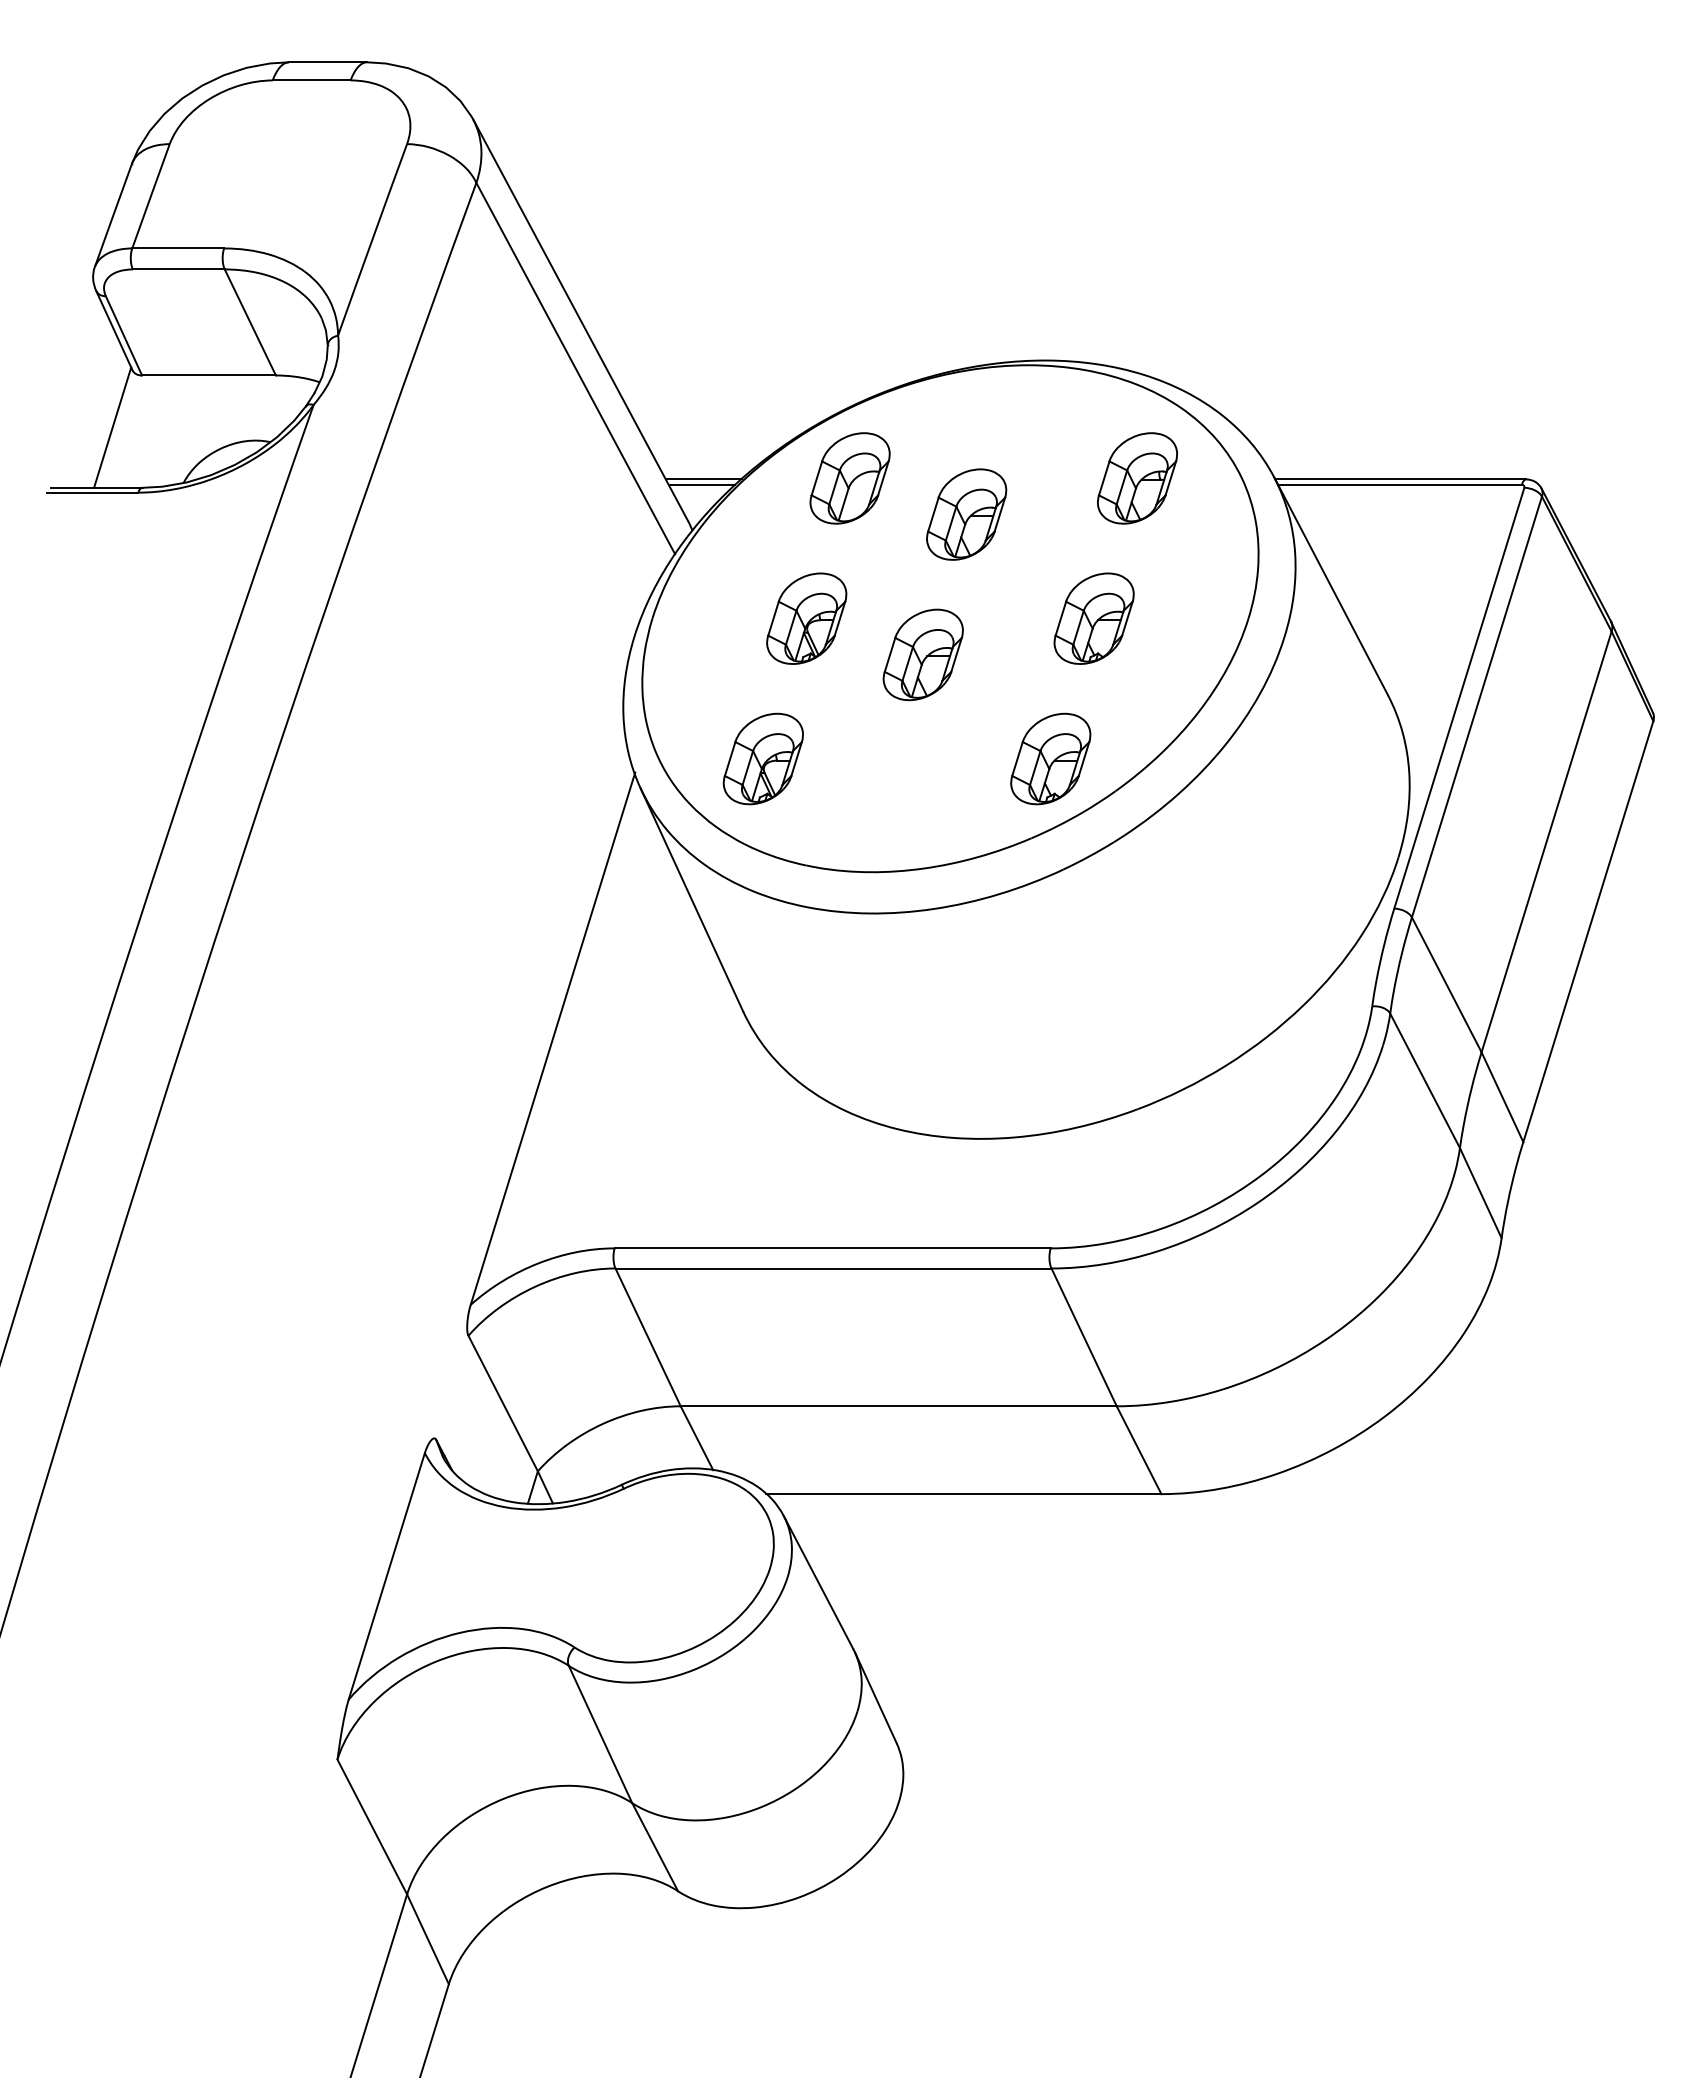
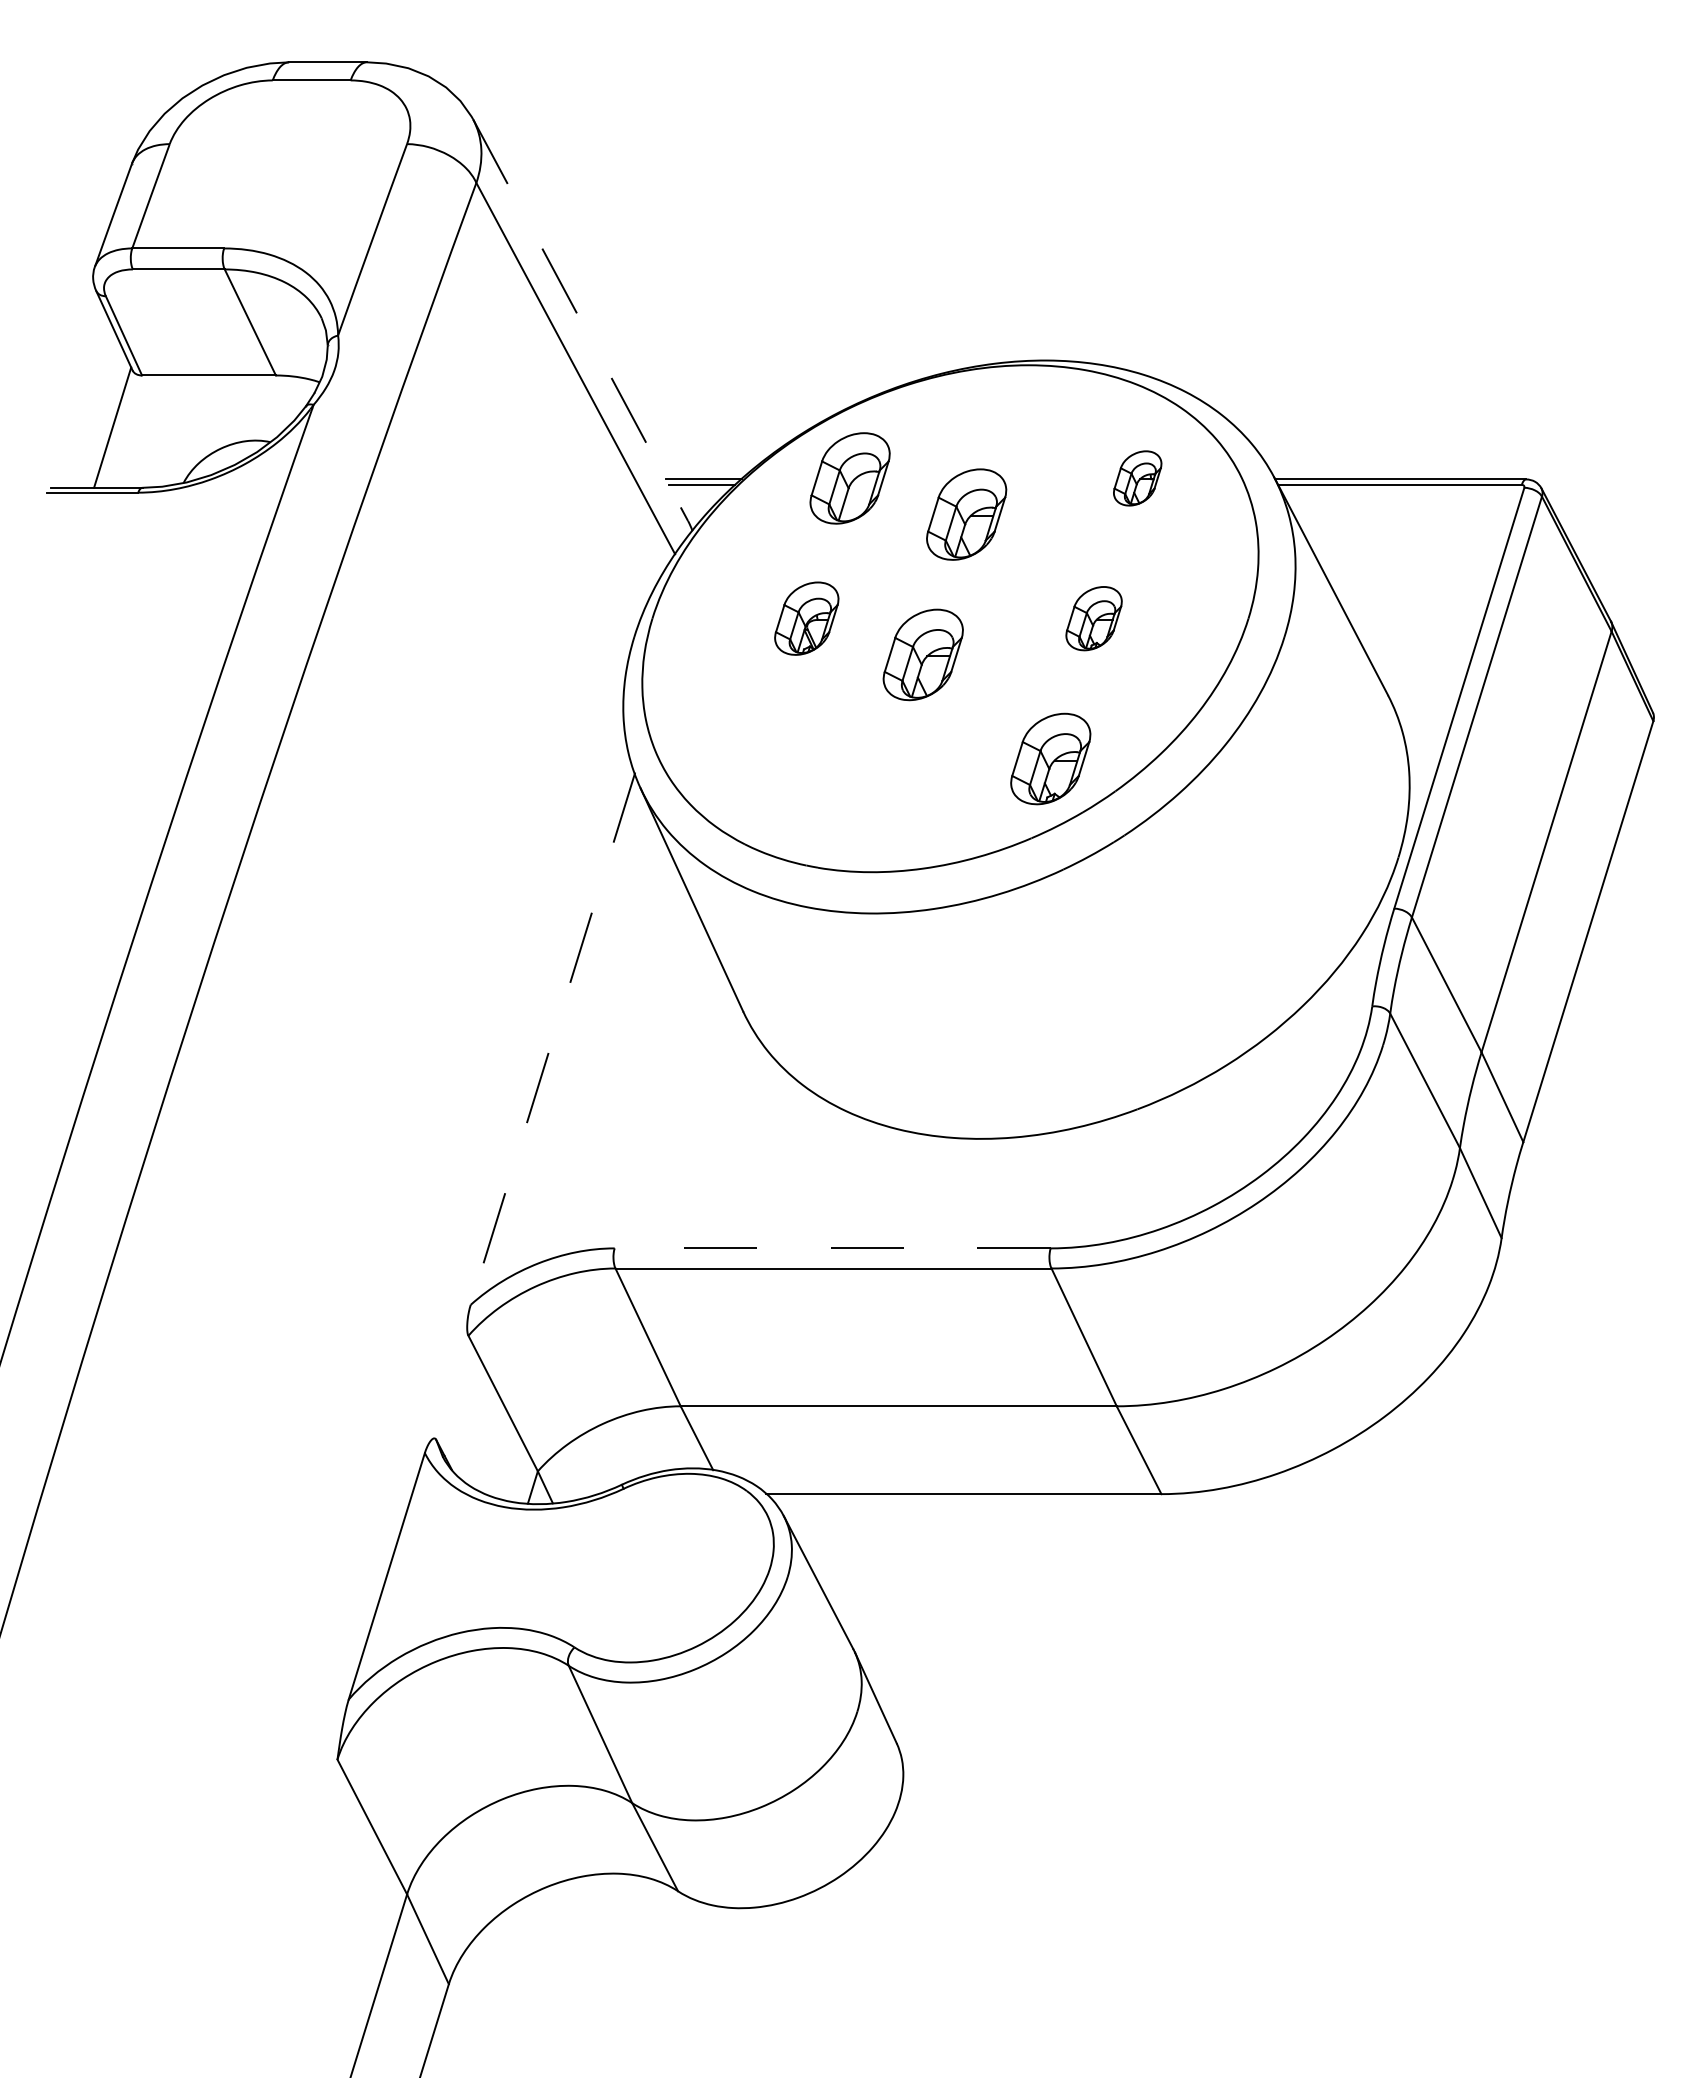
line: solid -> dashed (580, 320)
part size: 82x93 px -> 50x57 px (1137, 478)
part size: 82x93 px -> 66x75 px (806, 618)
part size: 82x93 px -> 58x66 px (1093, 618)
part: present -> none (762, 758)
line: solid -> dashed (552, 1038)
line: solid -> dashed (832, 1248)
